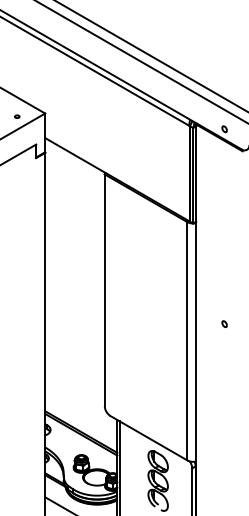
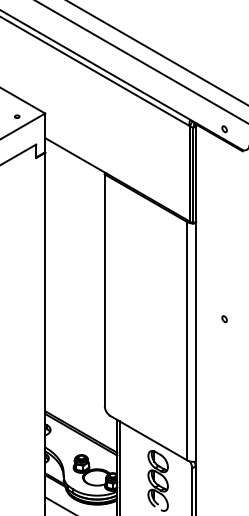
line position: (151, 56) -> (157, 52) (157, 52)
part position: (224, 323) -> (224, 318) (224, 318)
